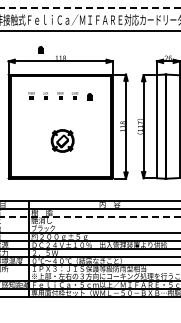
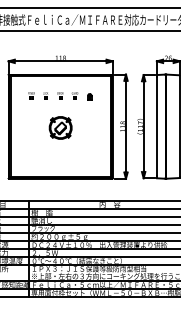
line: dashed -> solid (90, 8)
part: present -> none (40, 49)
part position: (62, 140) -> (60, 127) (60, 127)
line: dashed -> solid (90, 216)
line: none -> present (89, 224)
